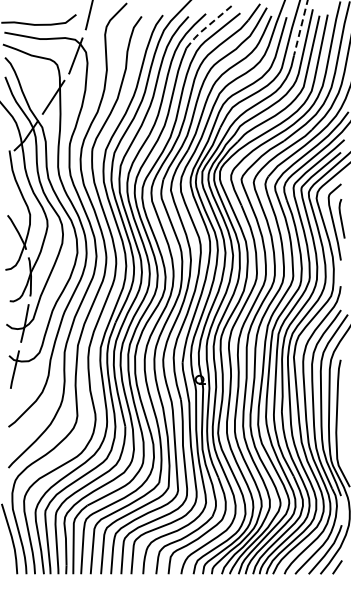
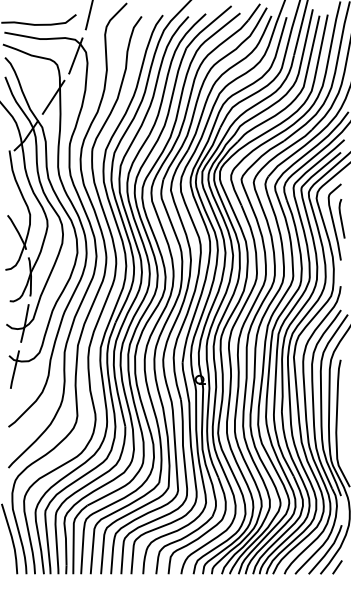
line: dashed -> solid (206, 27)
line: dashed -> solid (300, 28)
